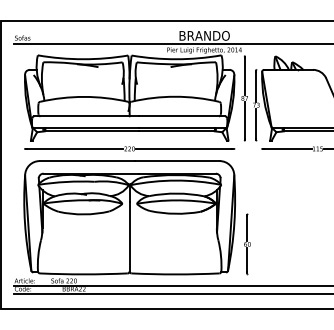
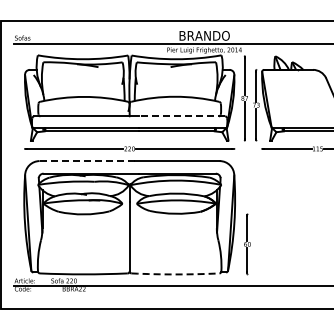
line: solid -> dashed (182, 116)
line: solid -> dashed (87, 161)
arc: solid -> dashed (175, 274)
line: present -> none (172, 293)
